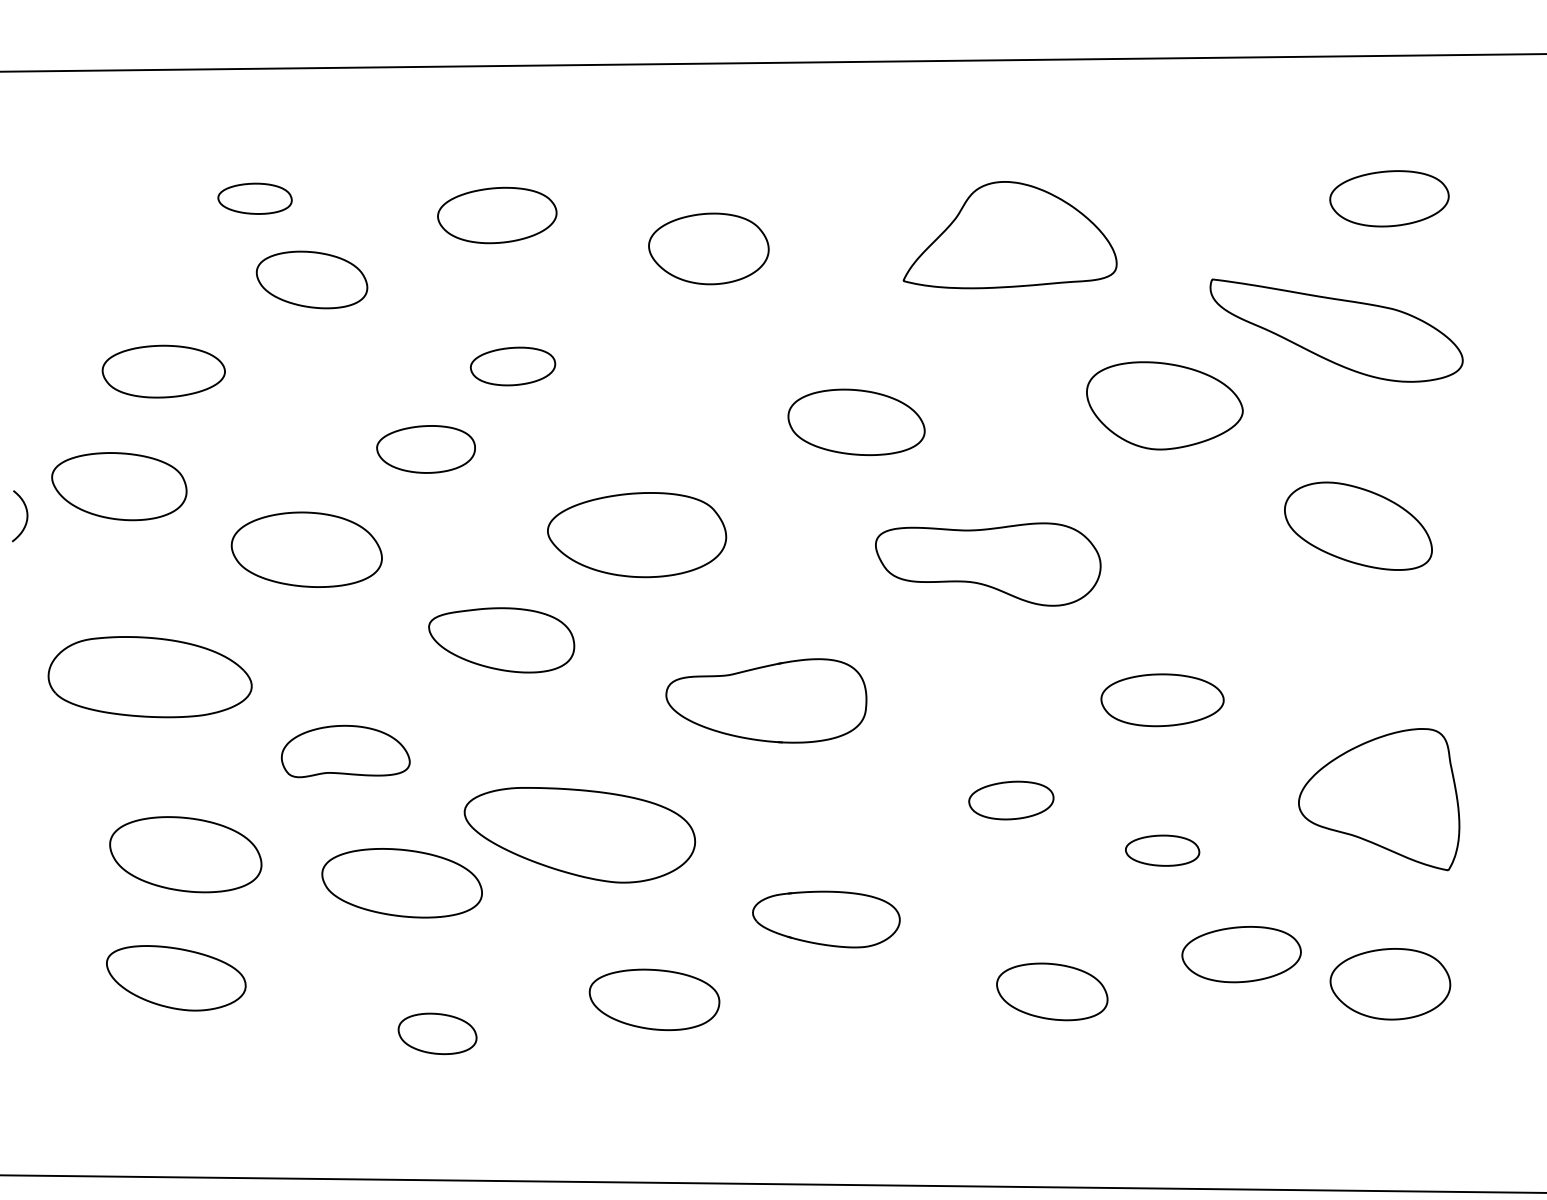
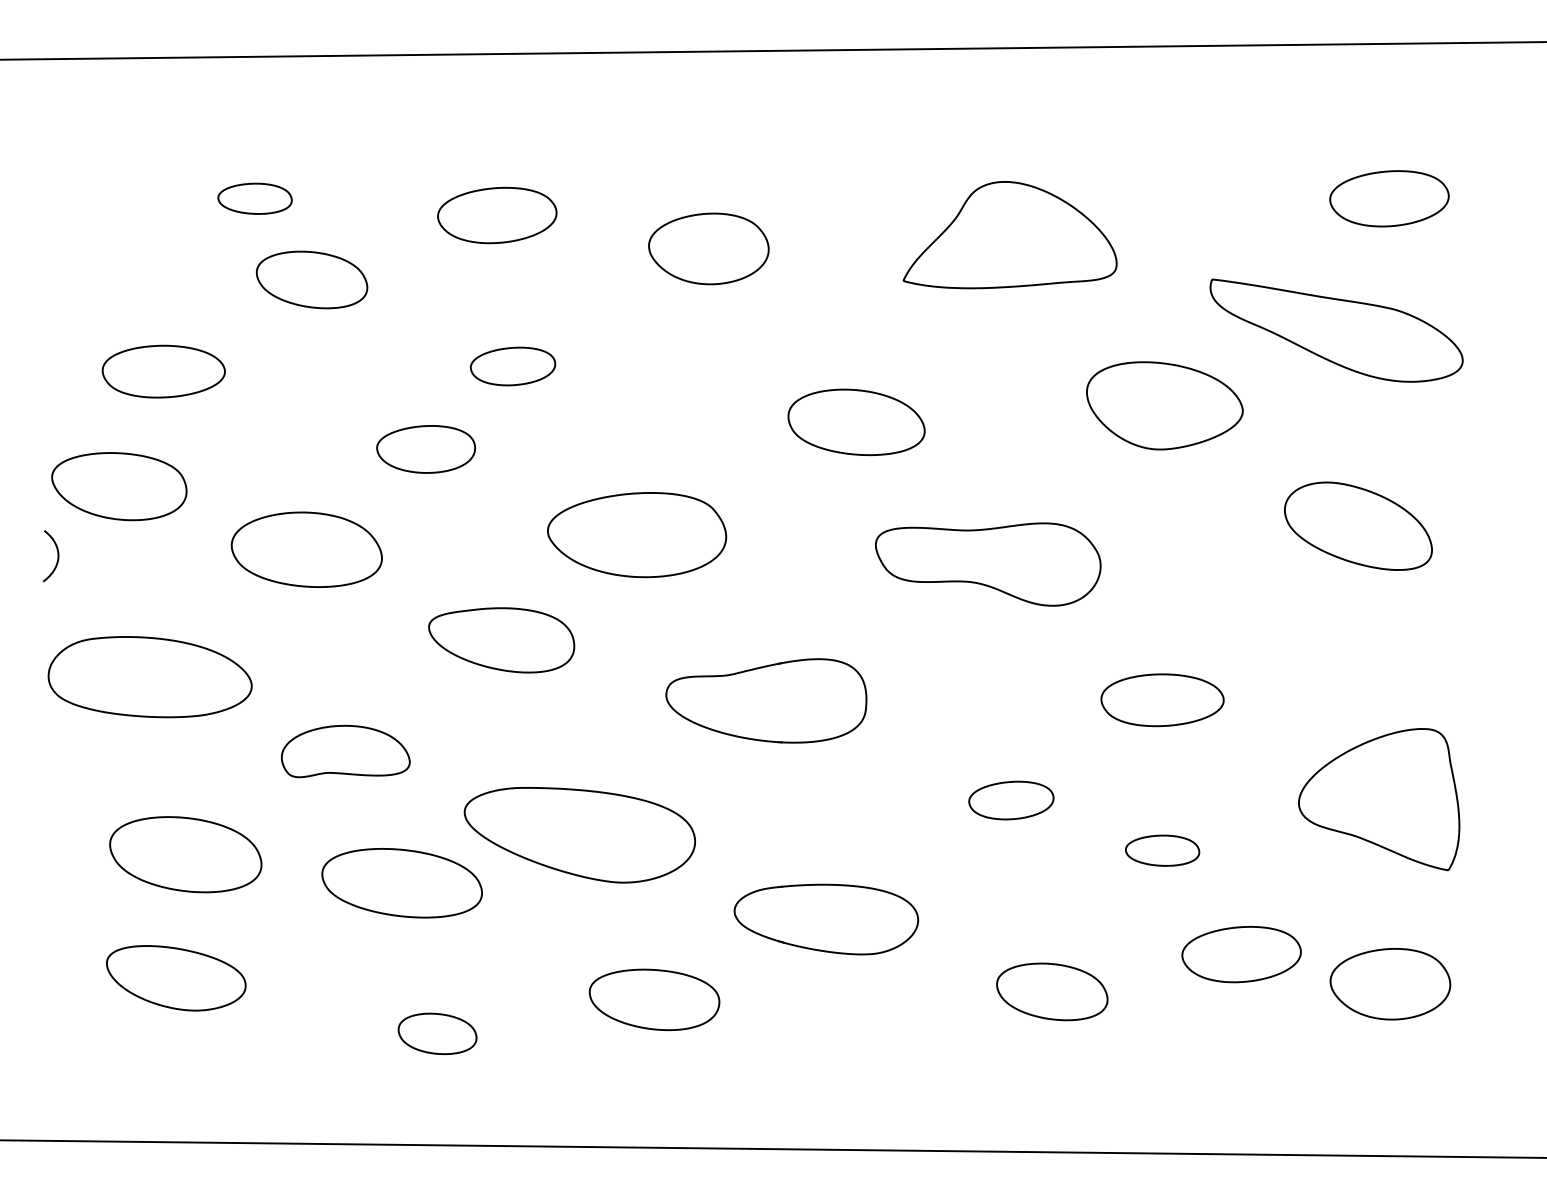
line position: (772, 62) -> (772, 50) (772, 50)
curve position: (26, 516) -> (57, 556) (57, 556)
part size: 149x59 px -> 187x73 px (826, 919)
line position: (772, 1183) -> (772, 1148) (772, 1148)
